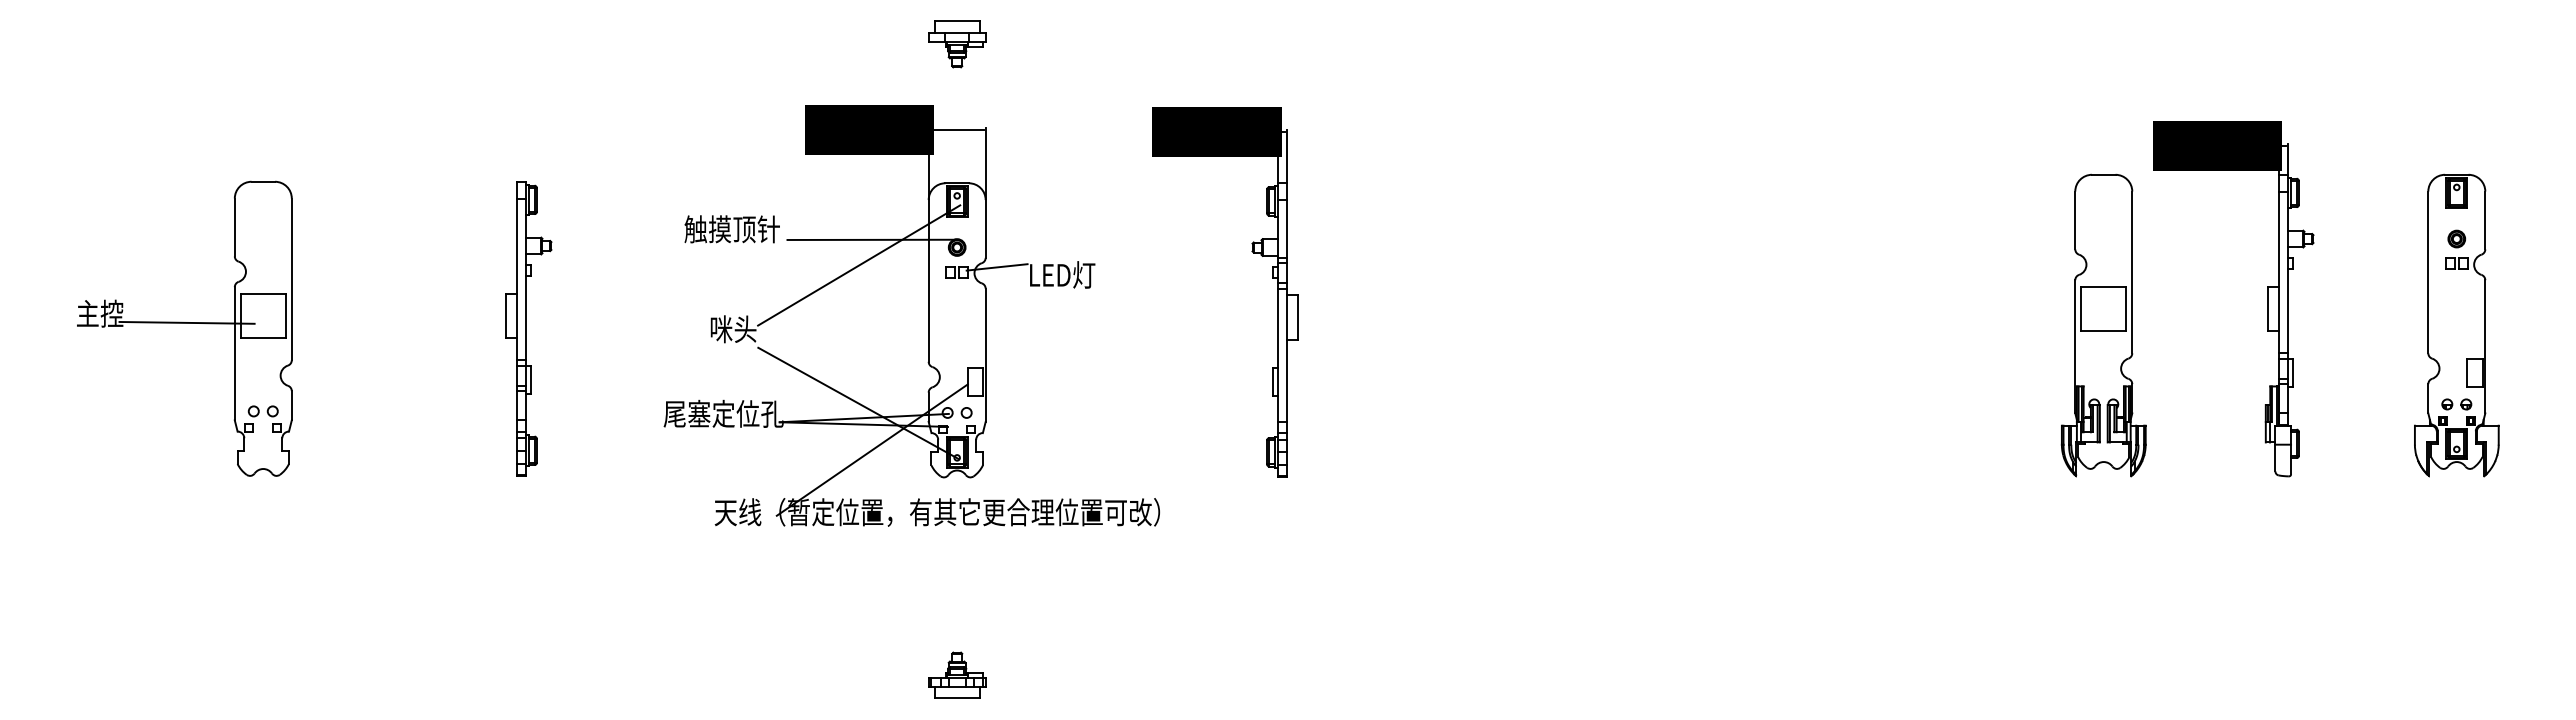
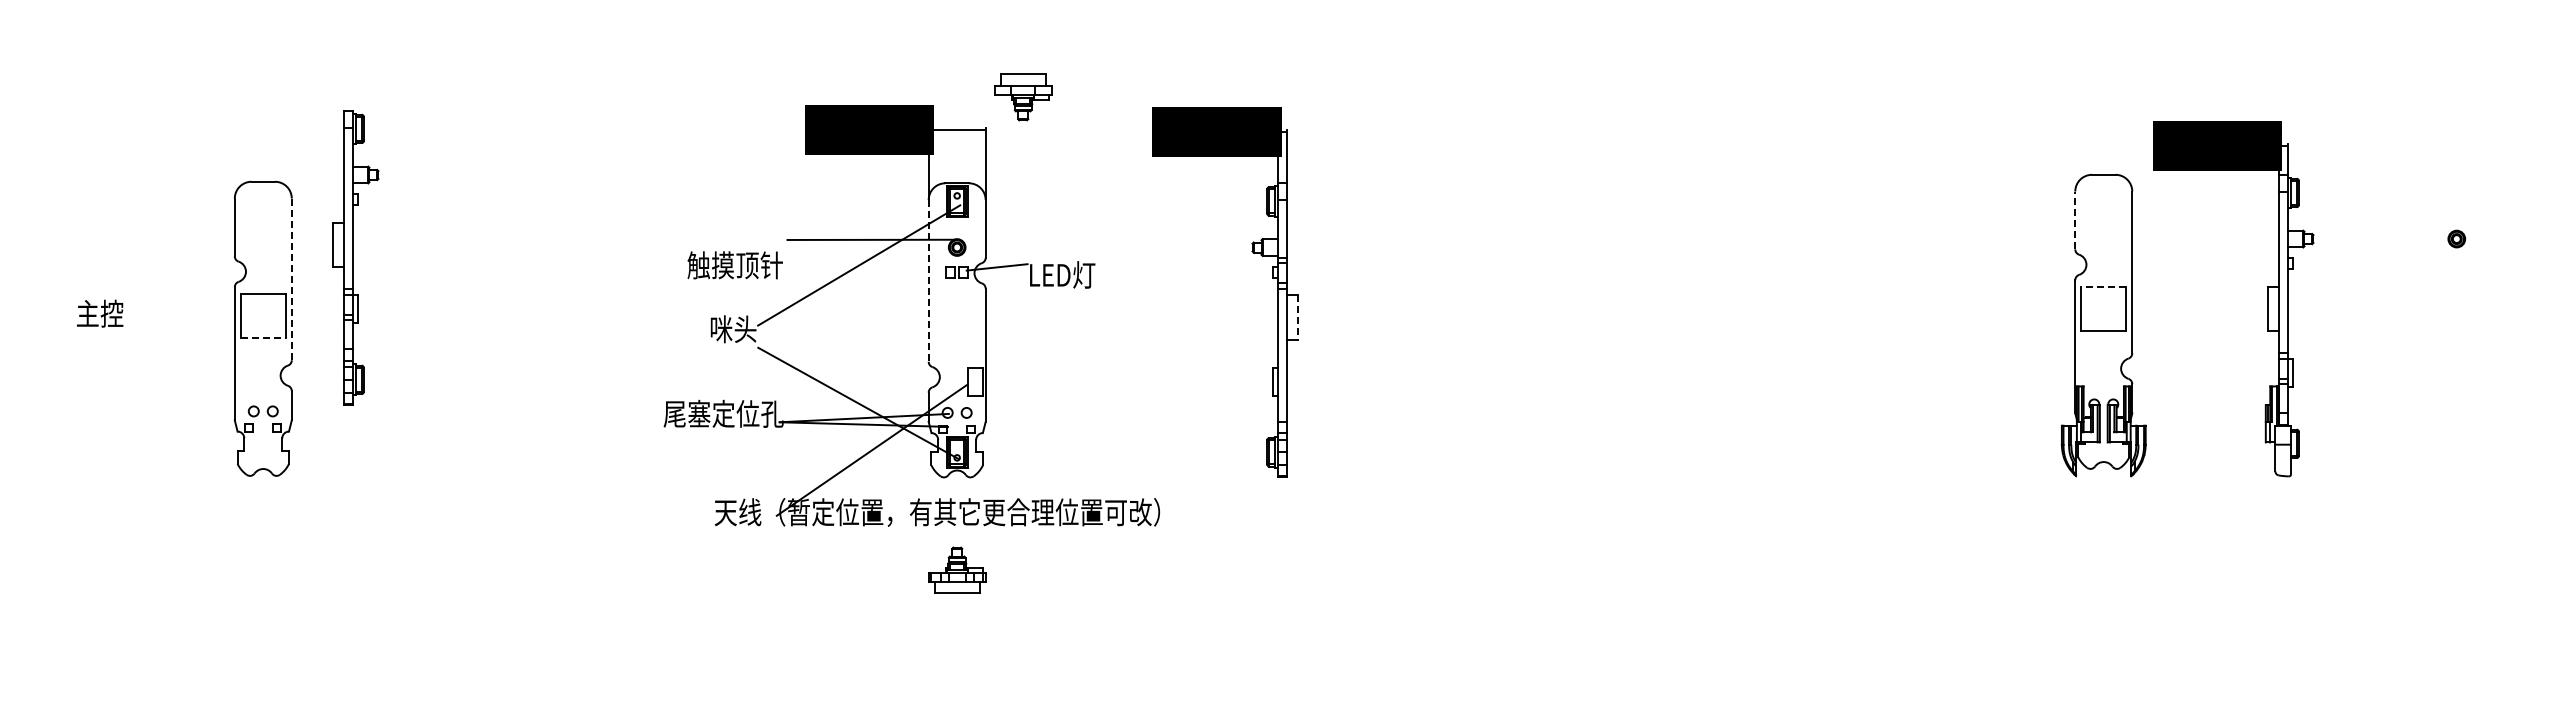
part position: (957, 44) -> (1023, 97) (1023, 97)
line: solid -> dashed (2075, 220)
text position: (731, 229) -> (734, 265) (734, 265)
line: solid -> dashed (291, 279)
line: solid -> dashed (928, 280)
line: solid -> dashed (2103, 286)
line: solid -> dashed (1298, 317)
line: present -> none (186, 322)
part: present -> none (2456, 325)
part position: (528, 328) -> (355, 257) (355, 257)
line: solid -> dashed (263, 338)
part position: (957, 674) -> (957, 569) (957, 569)
